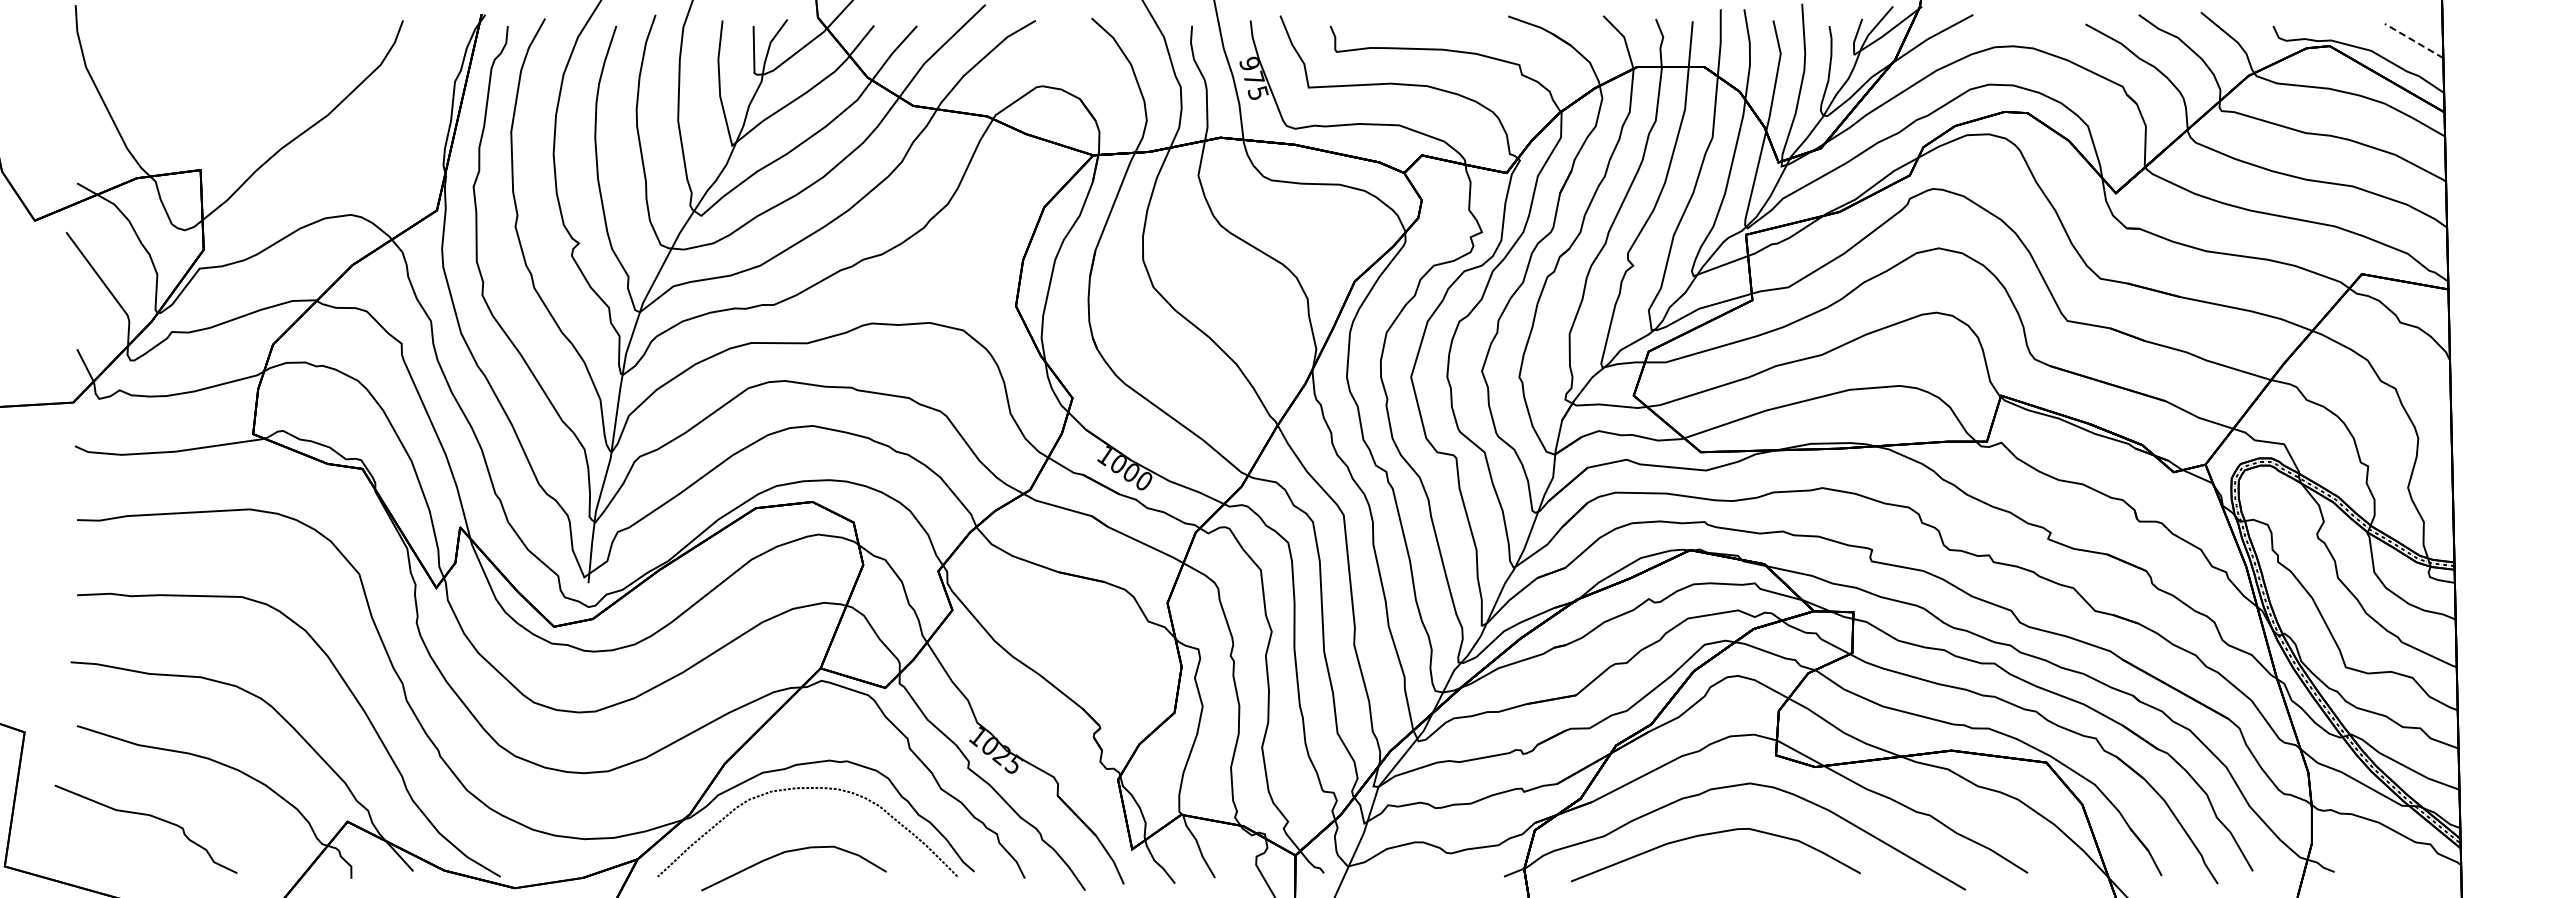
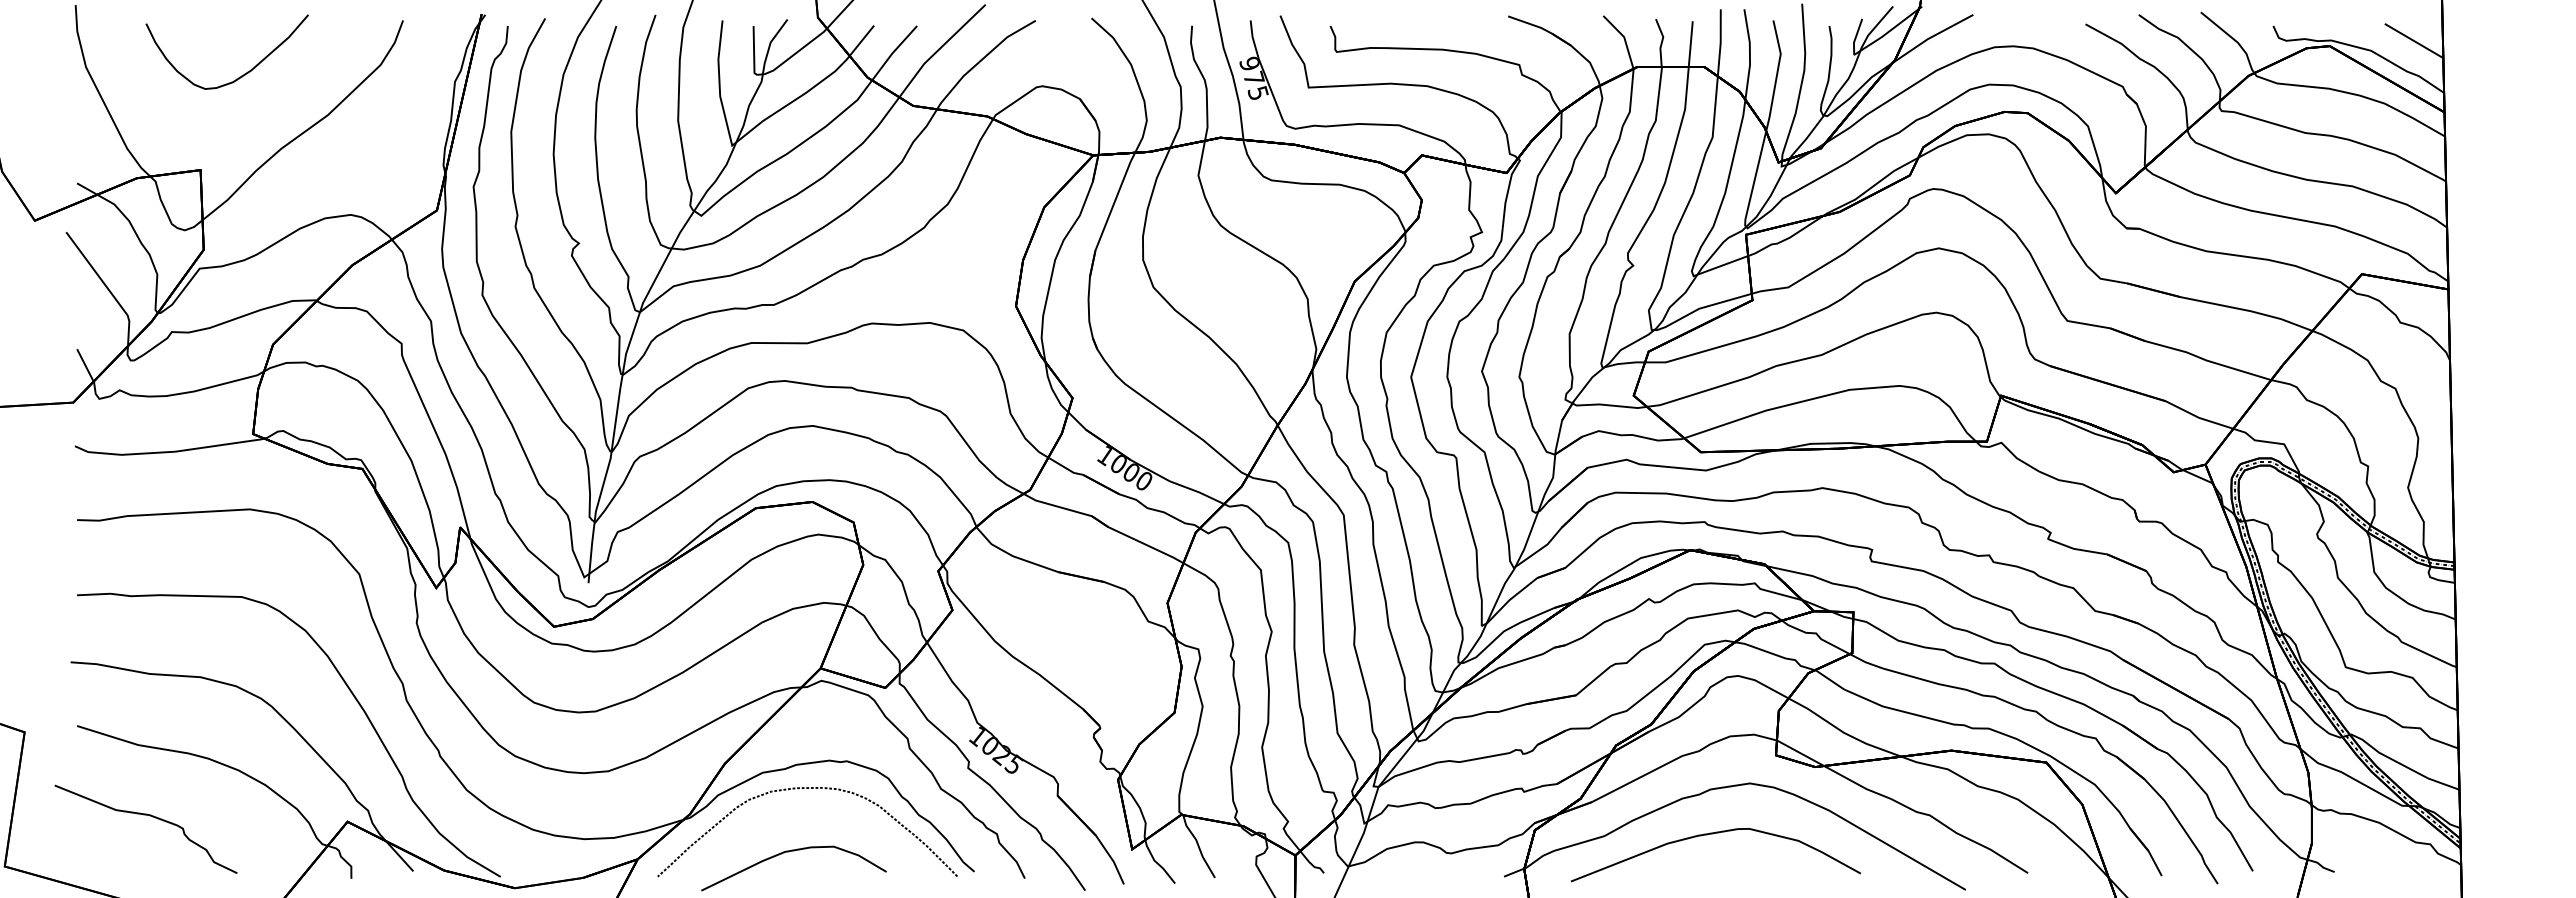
line: dashed -> solid (2414, 41)
curve: none -> present (241, 75)
